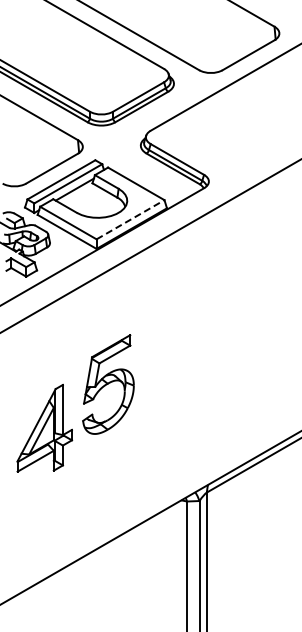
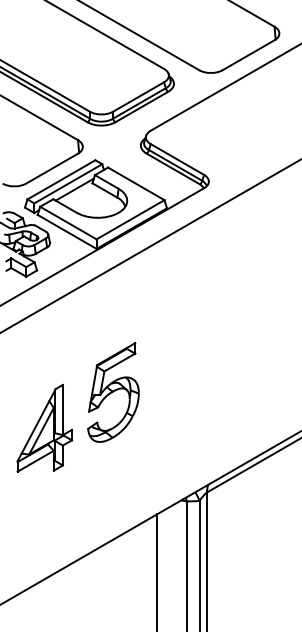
line: dashed -> solid (130, 219)
part position: (108, 384) -> (113, 392) (113, 392)
line: none -> present (156, 571)
